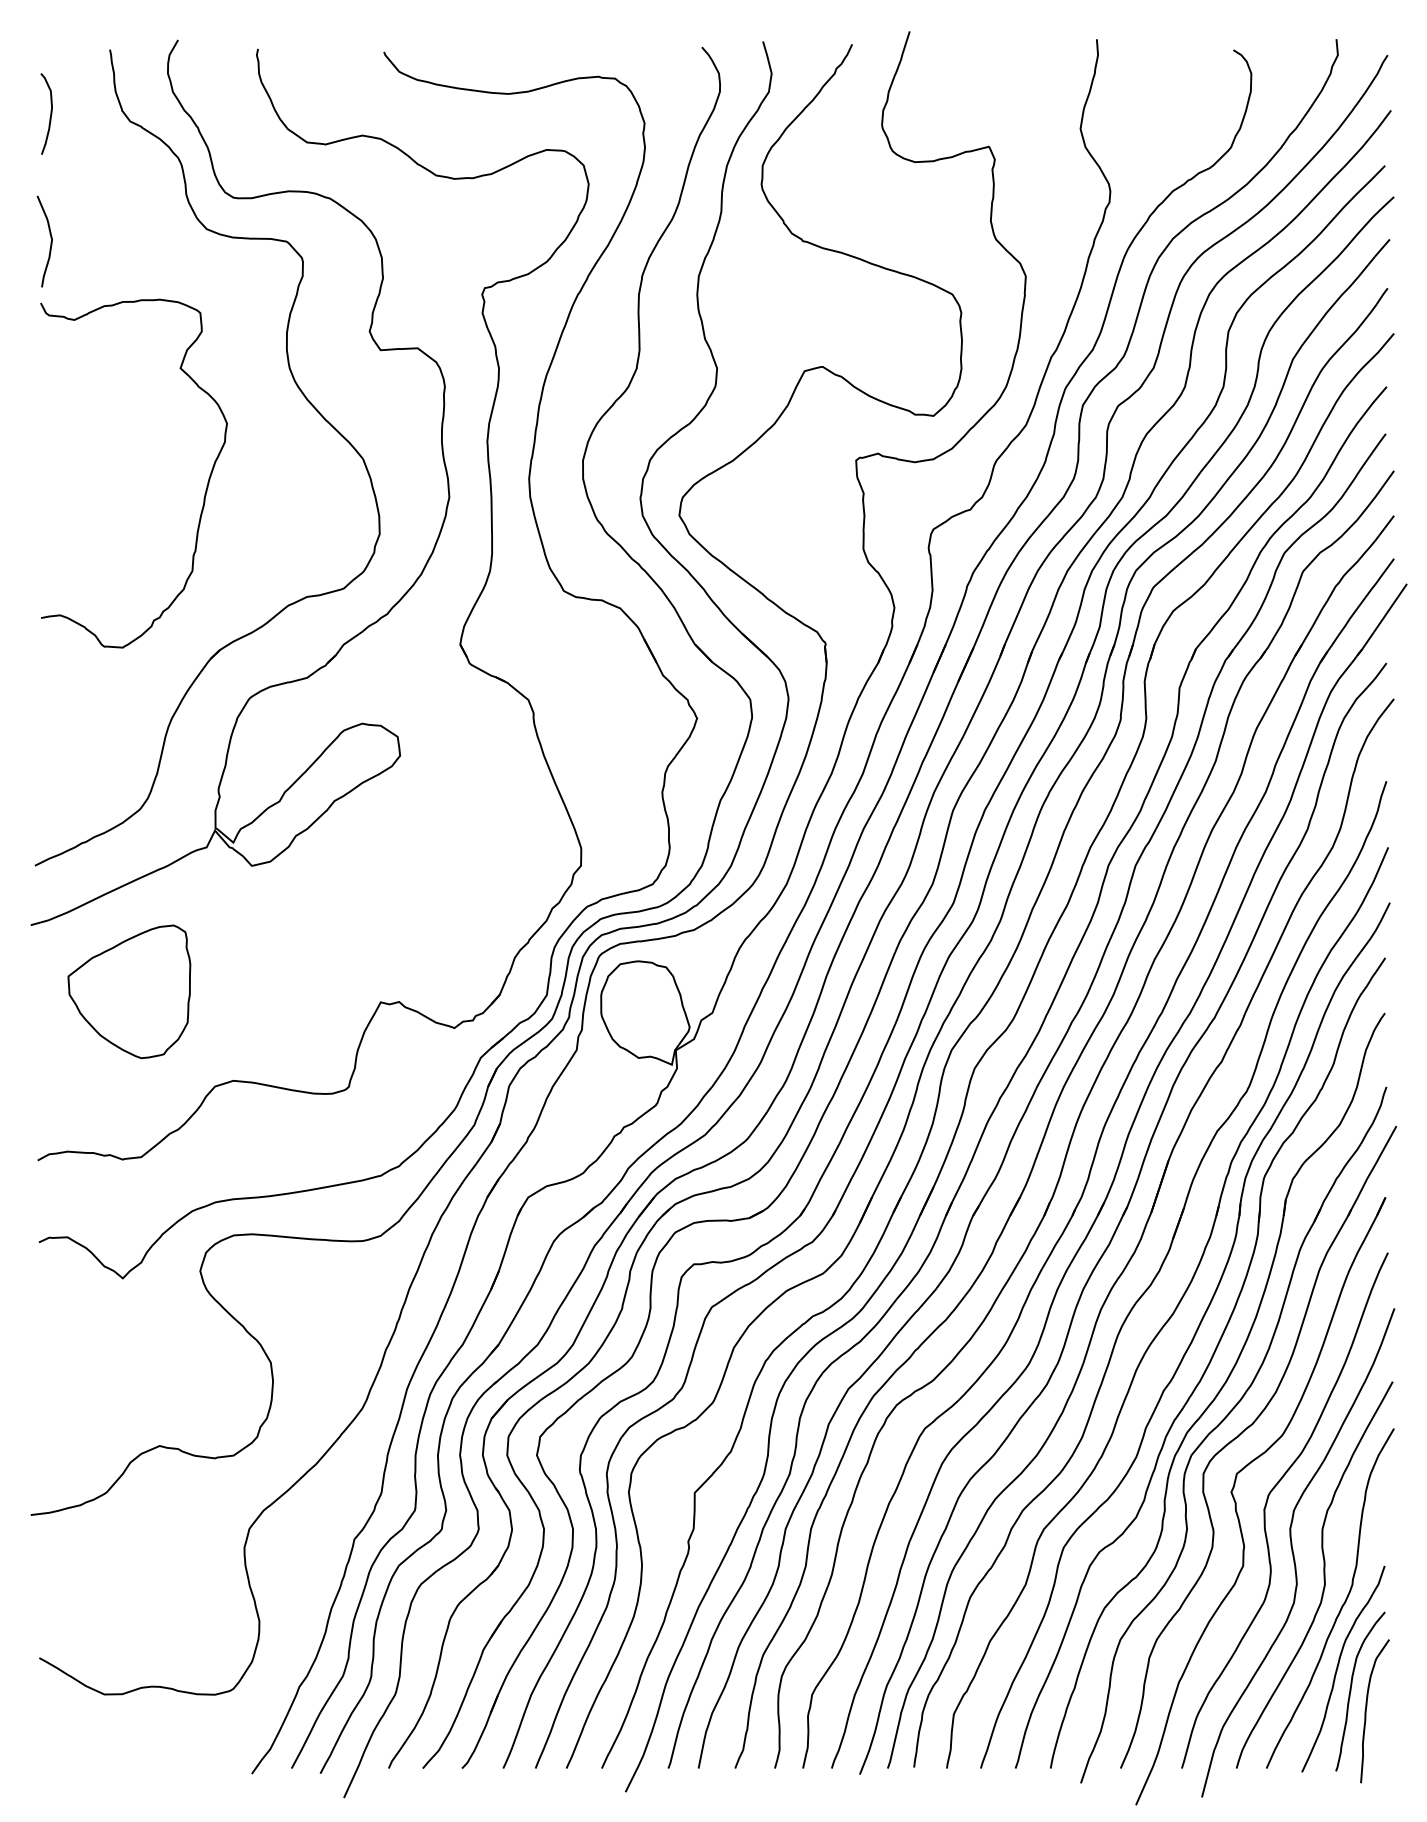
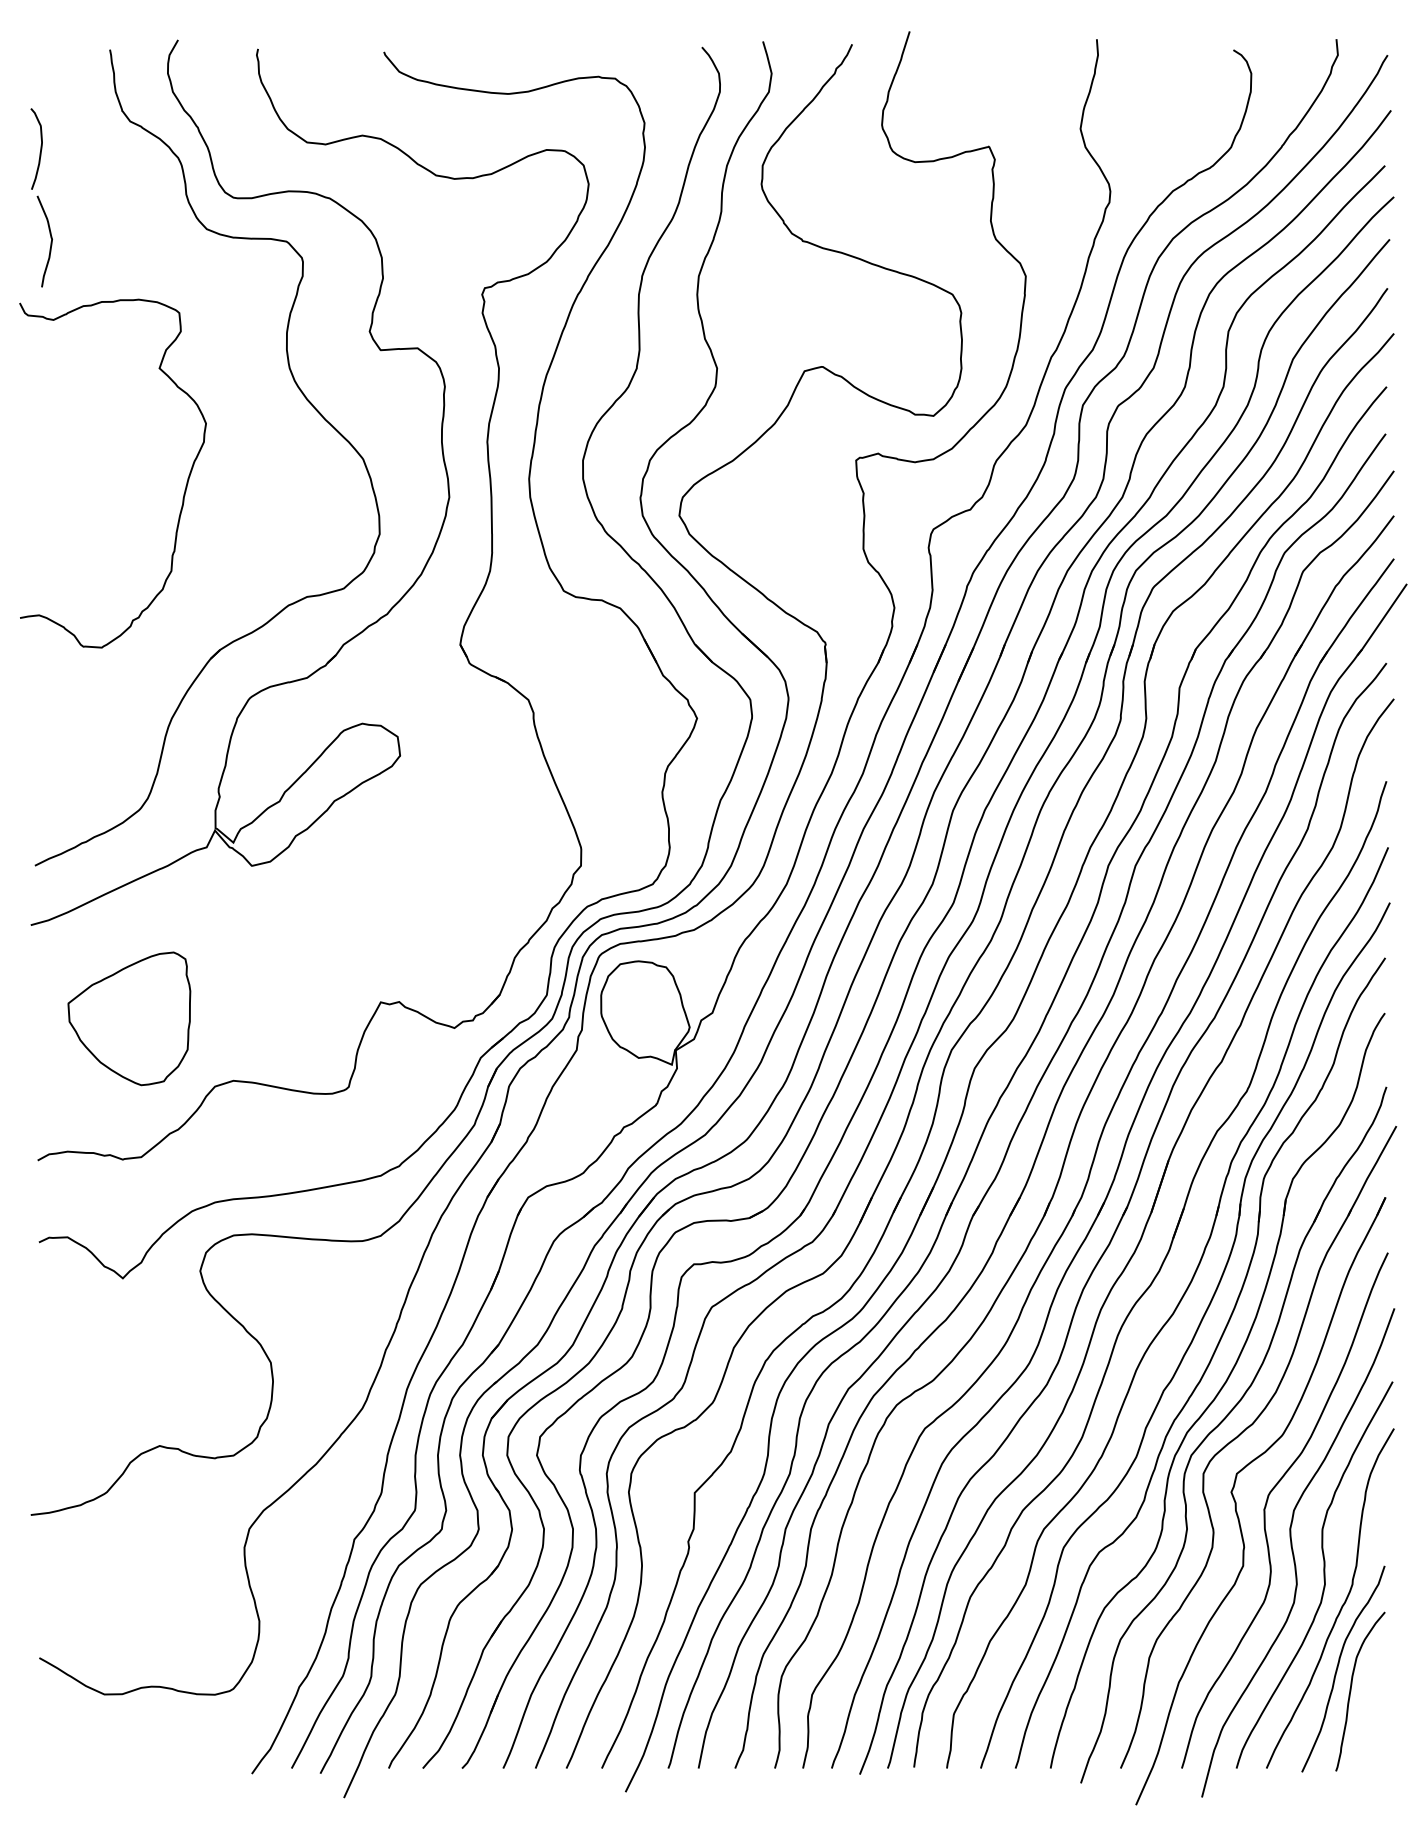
curve position: (50, 113) -> (40, 148) (40, 148)
curve position: (205, 489) -> (184, 489) (184, 489)
part position: (129, 991) -> (129, 1018) (129, 1018)
curve: present -> none (1366, 1711)
